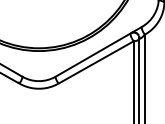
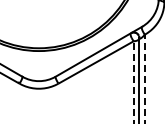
line: solid -> dashed (144, 78)
line: solid -> dashed (133, 82)
